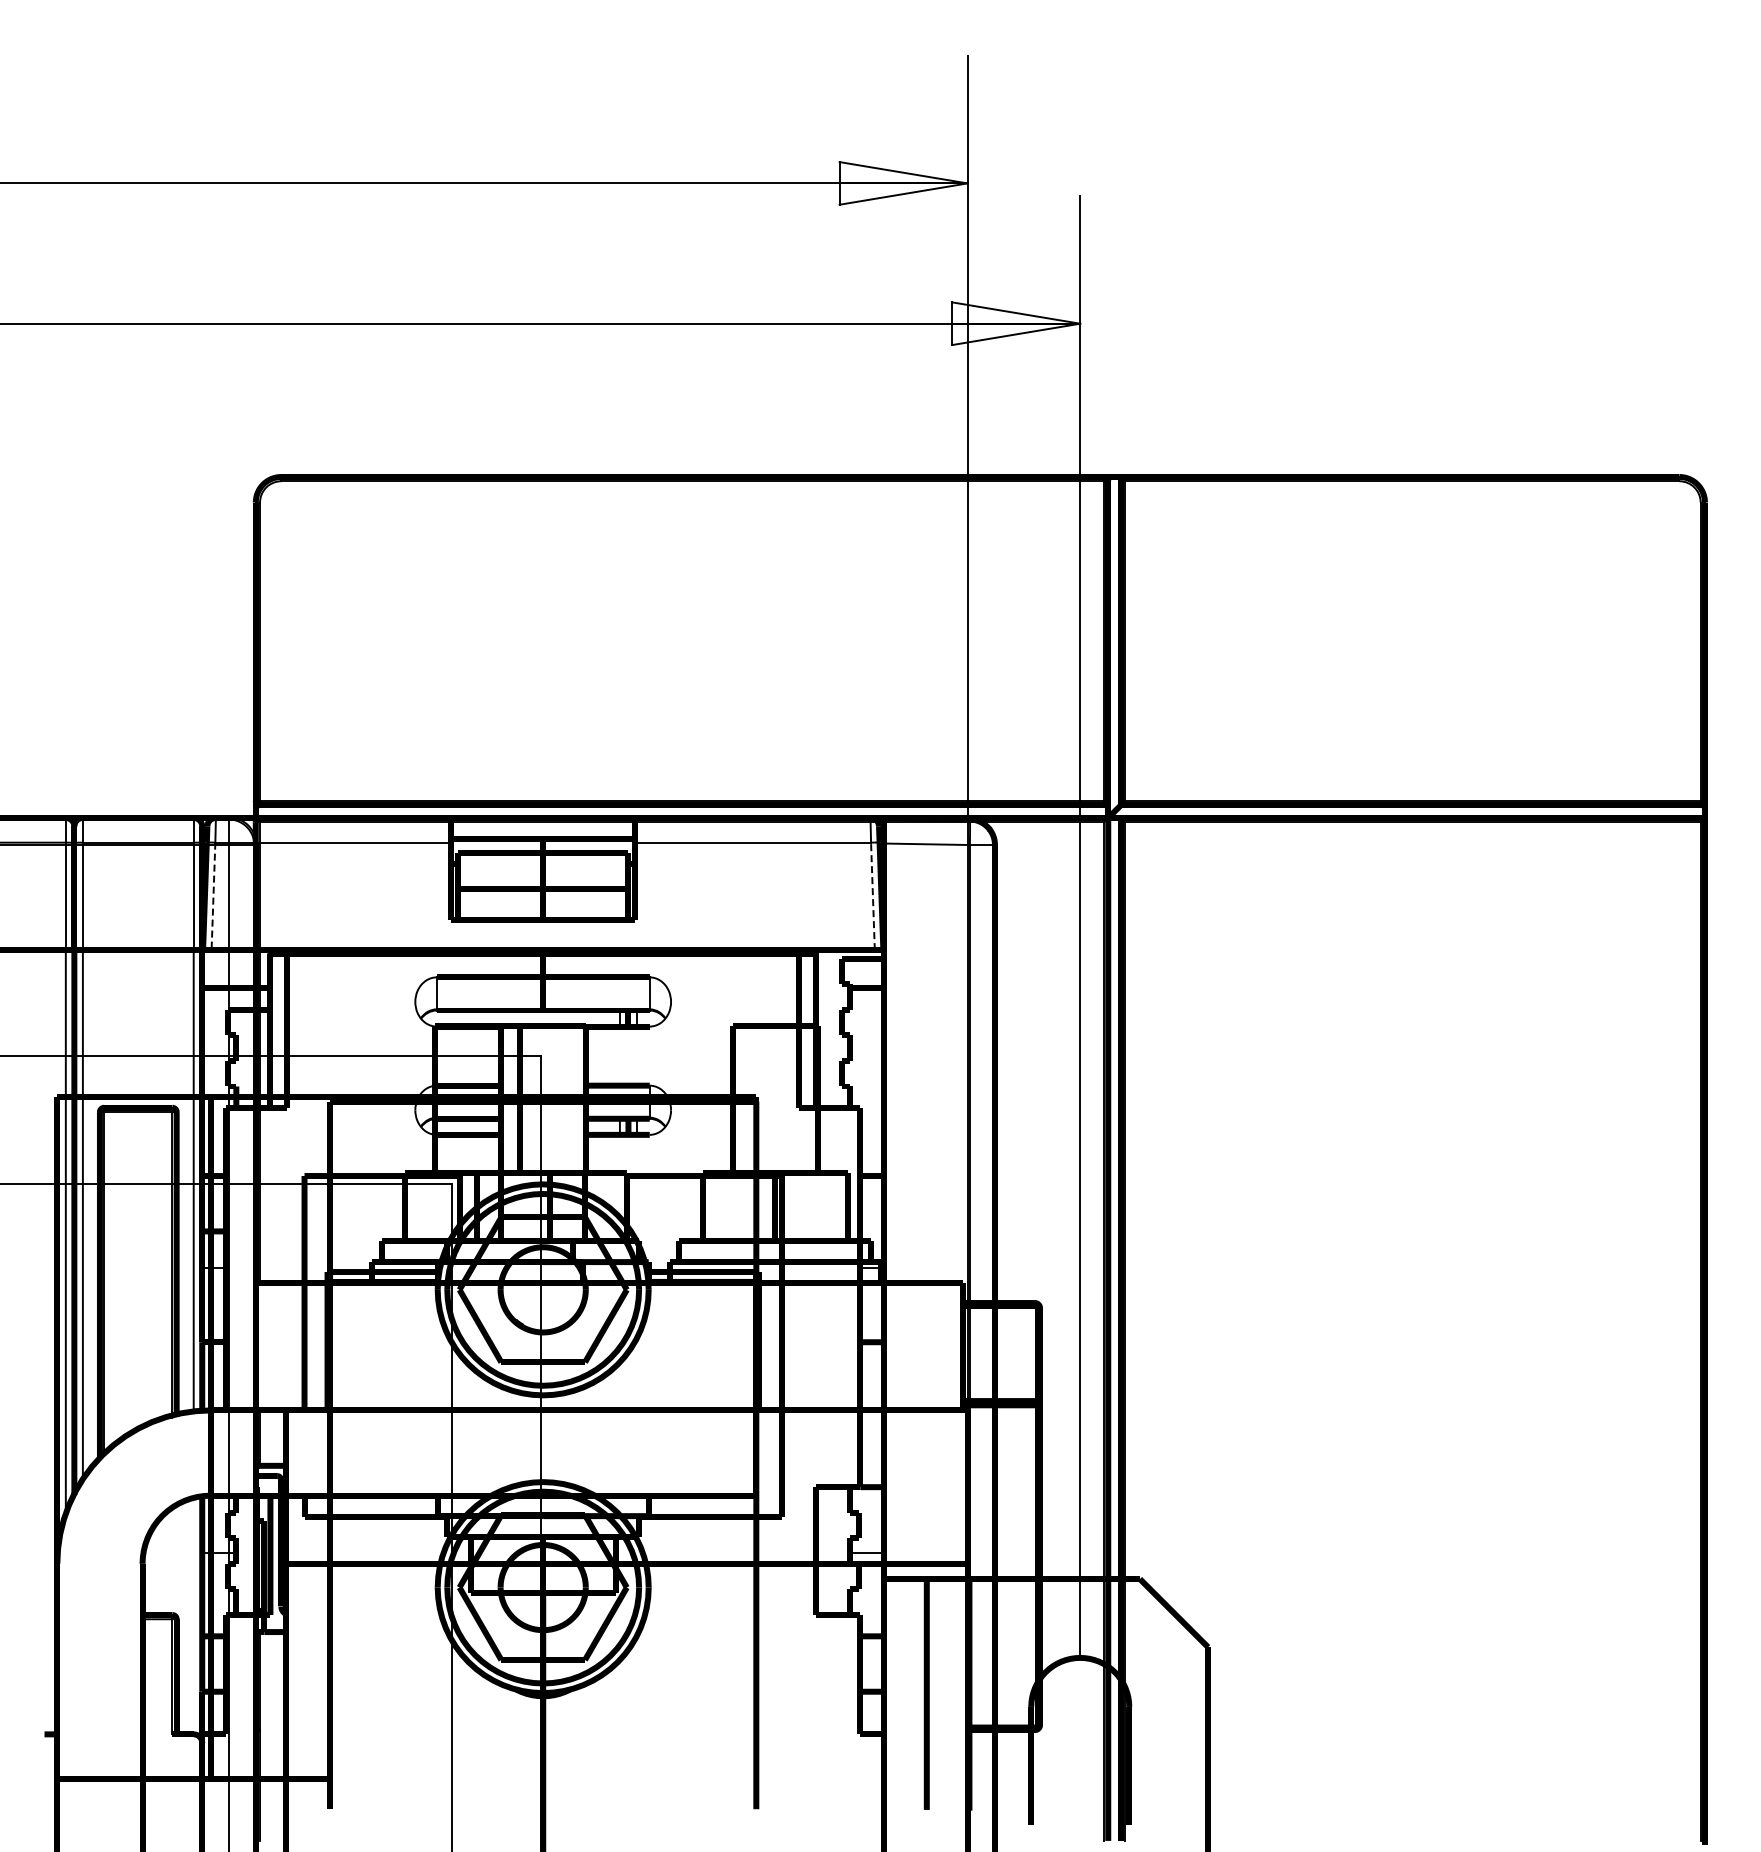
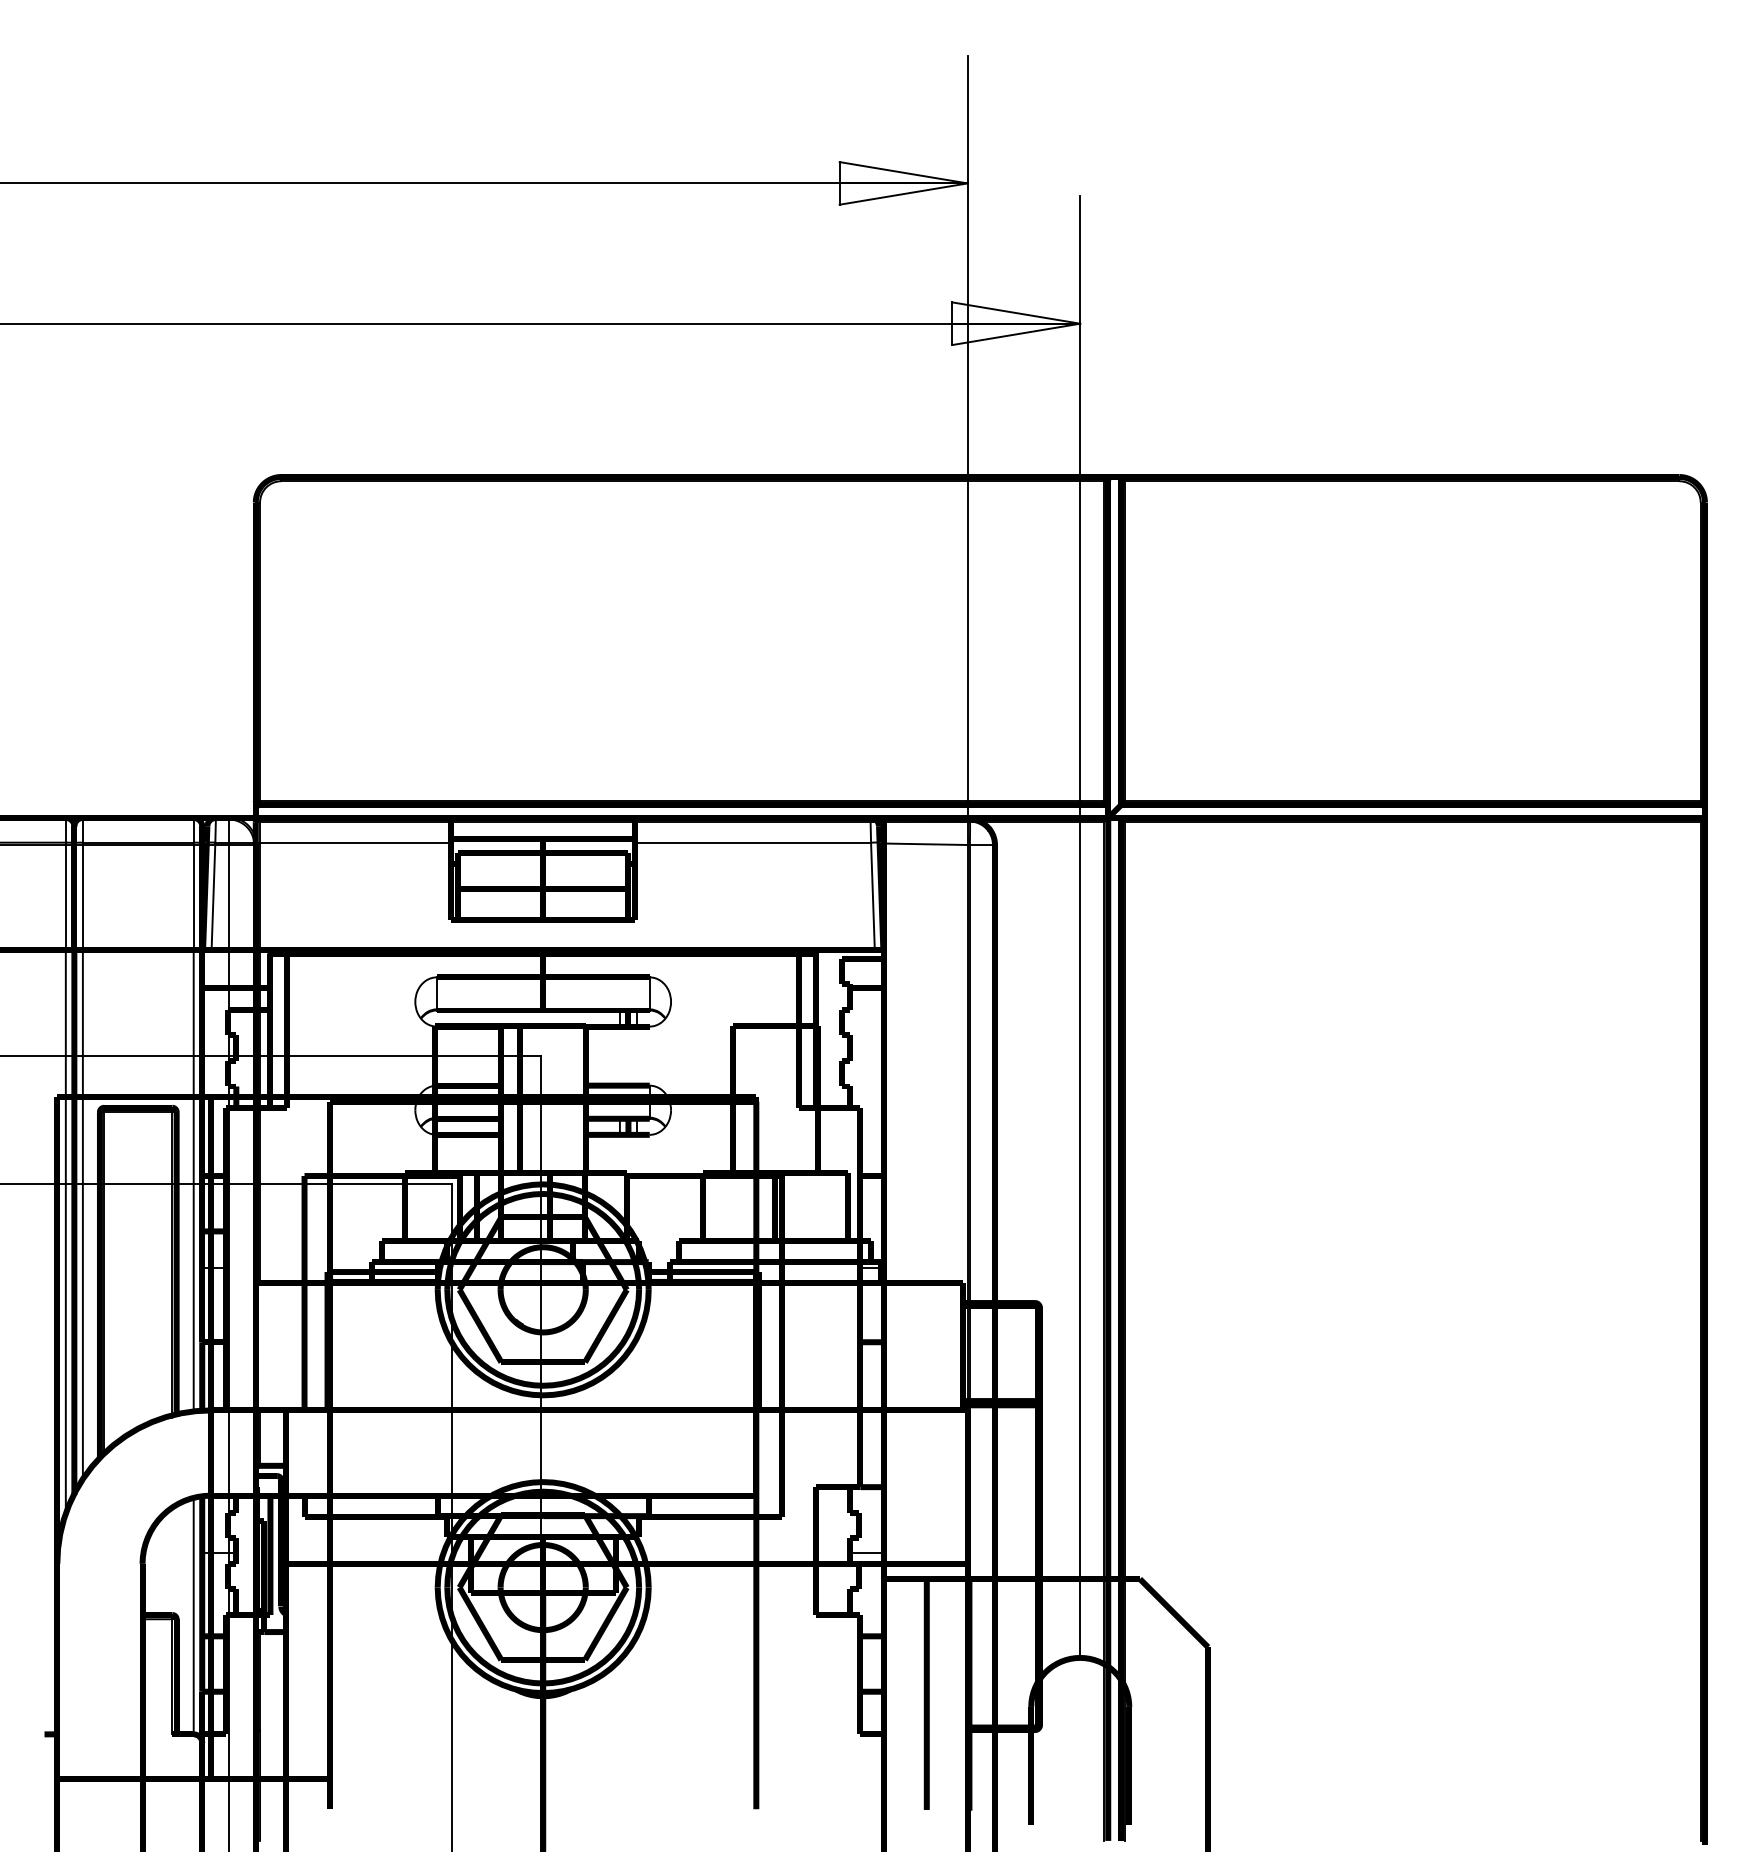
line: dashed -> solid (213, 896)
line: dashed -> solid (872, 896)
line: none -> present (193, 1615)
